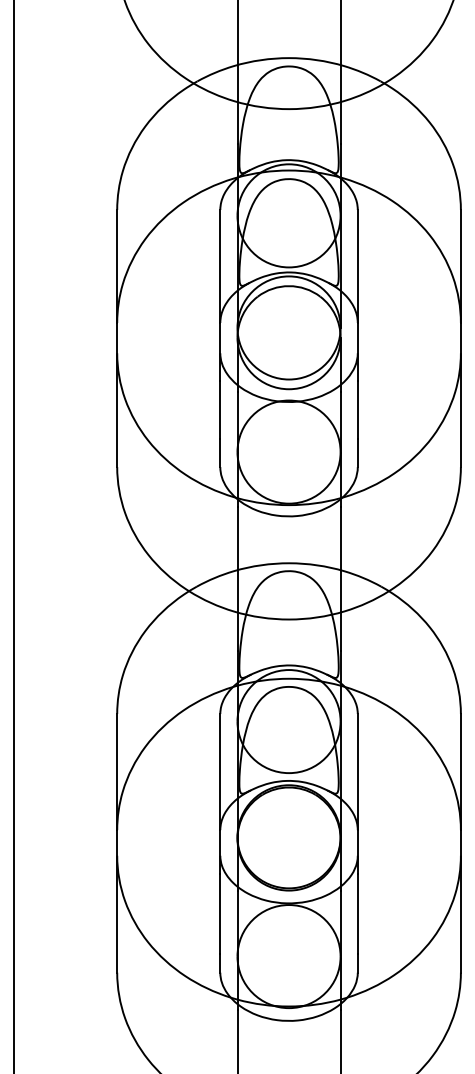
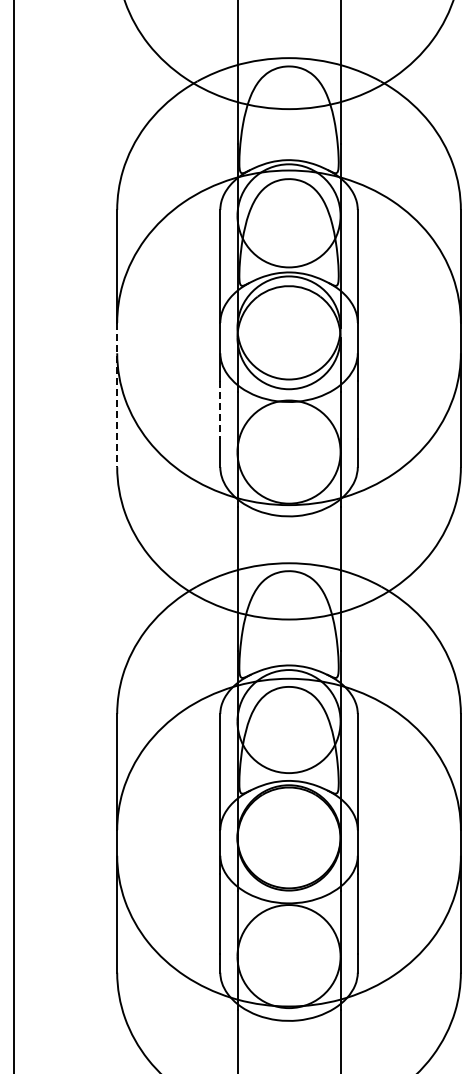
line: solid -> dashed (117, 395)
line: solid -> dashed (220, 410)
